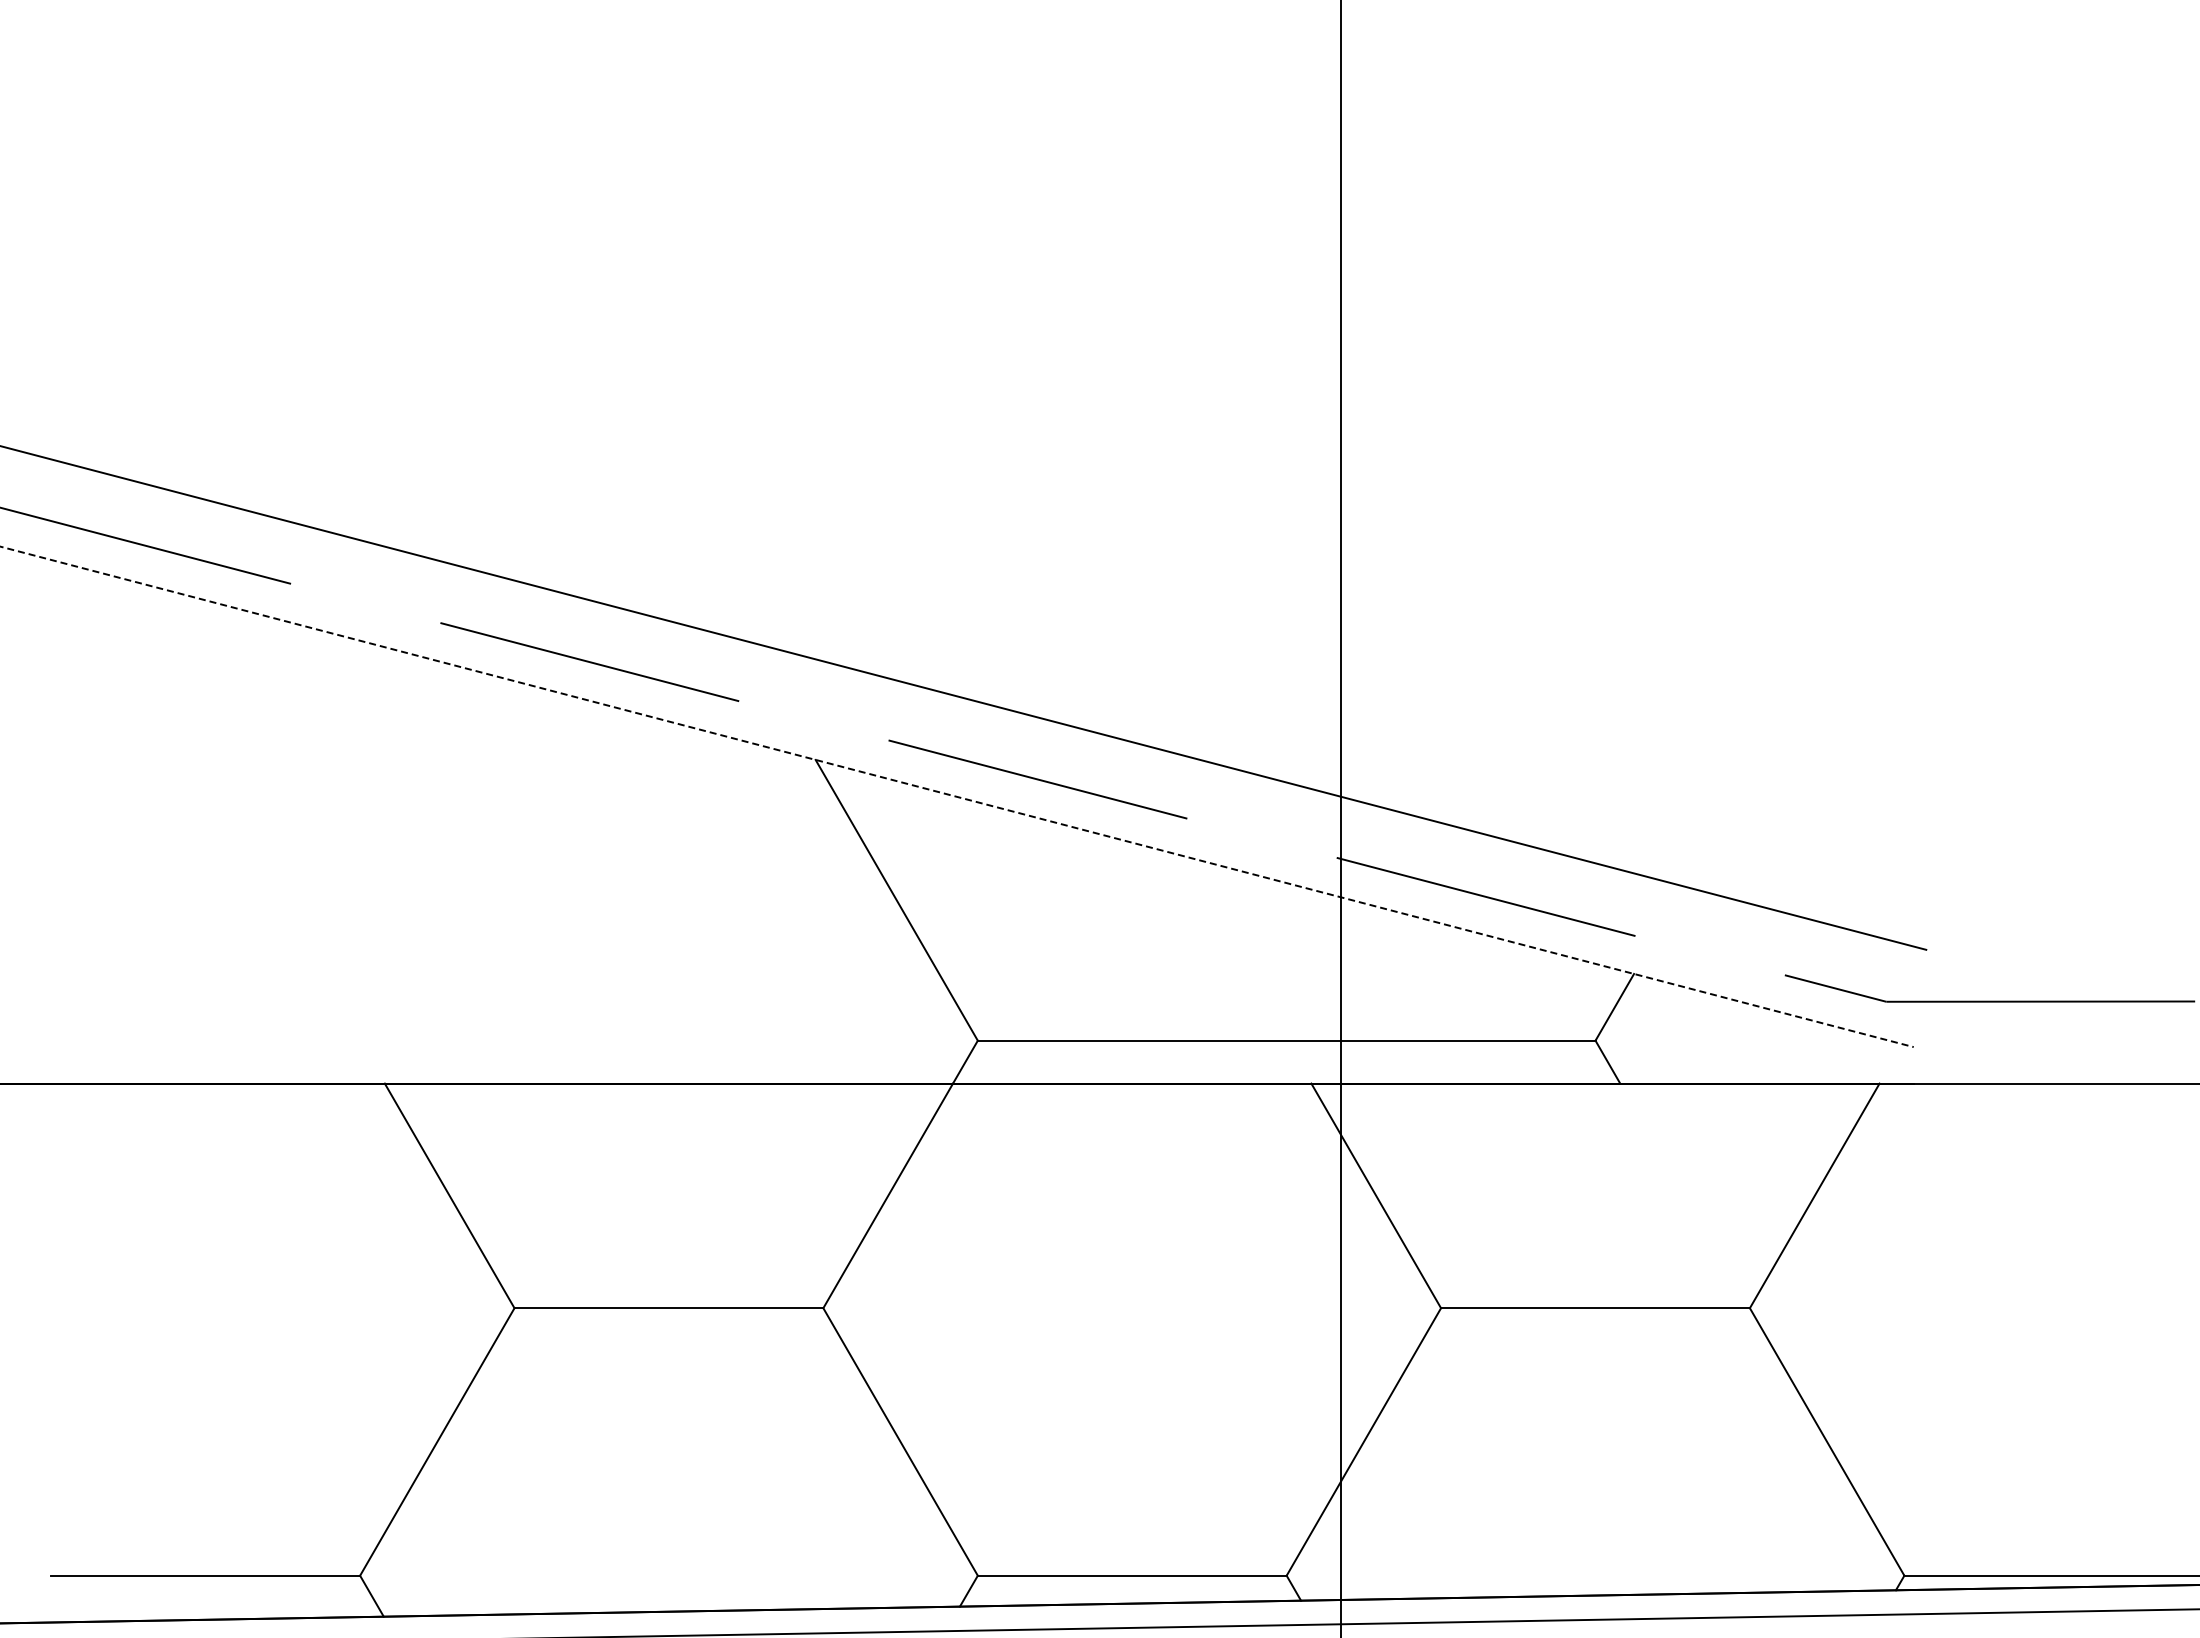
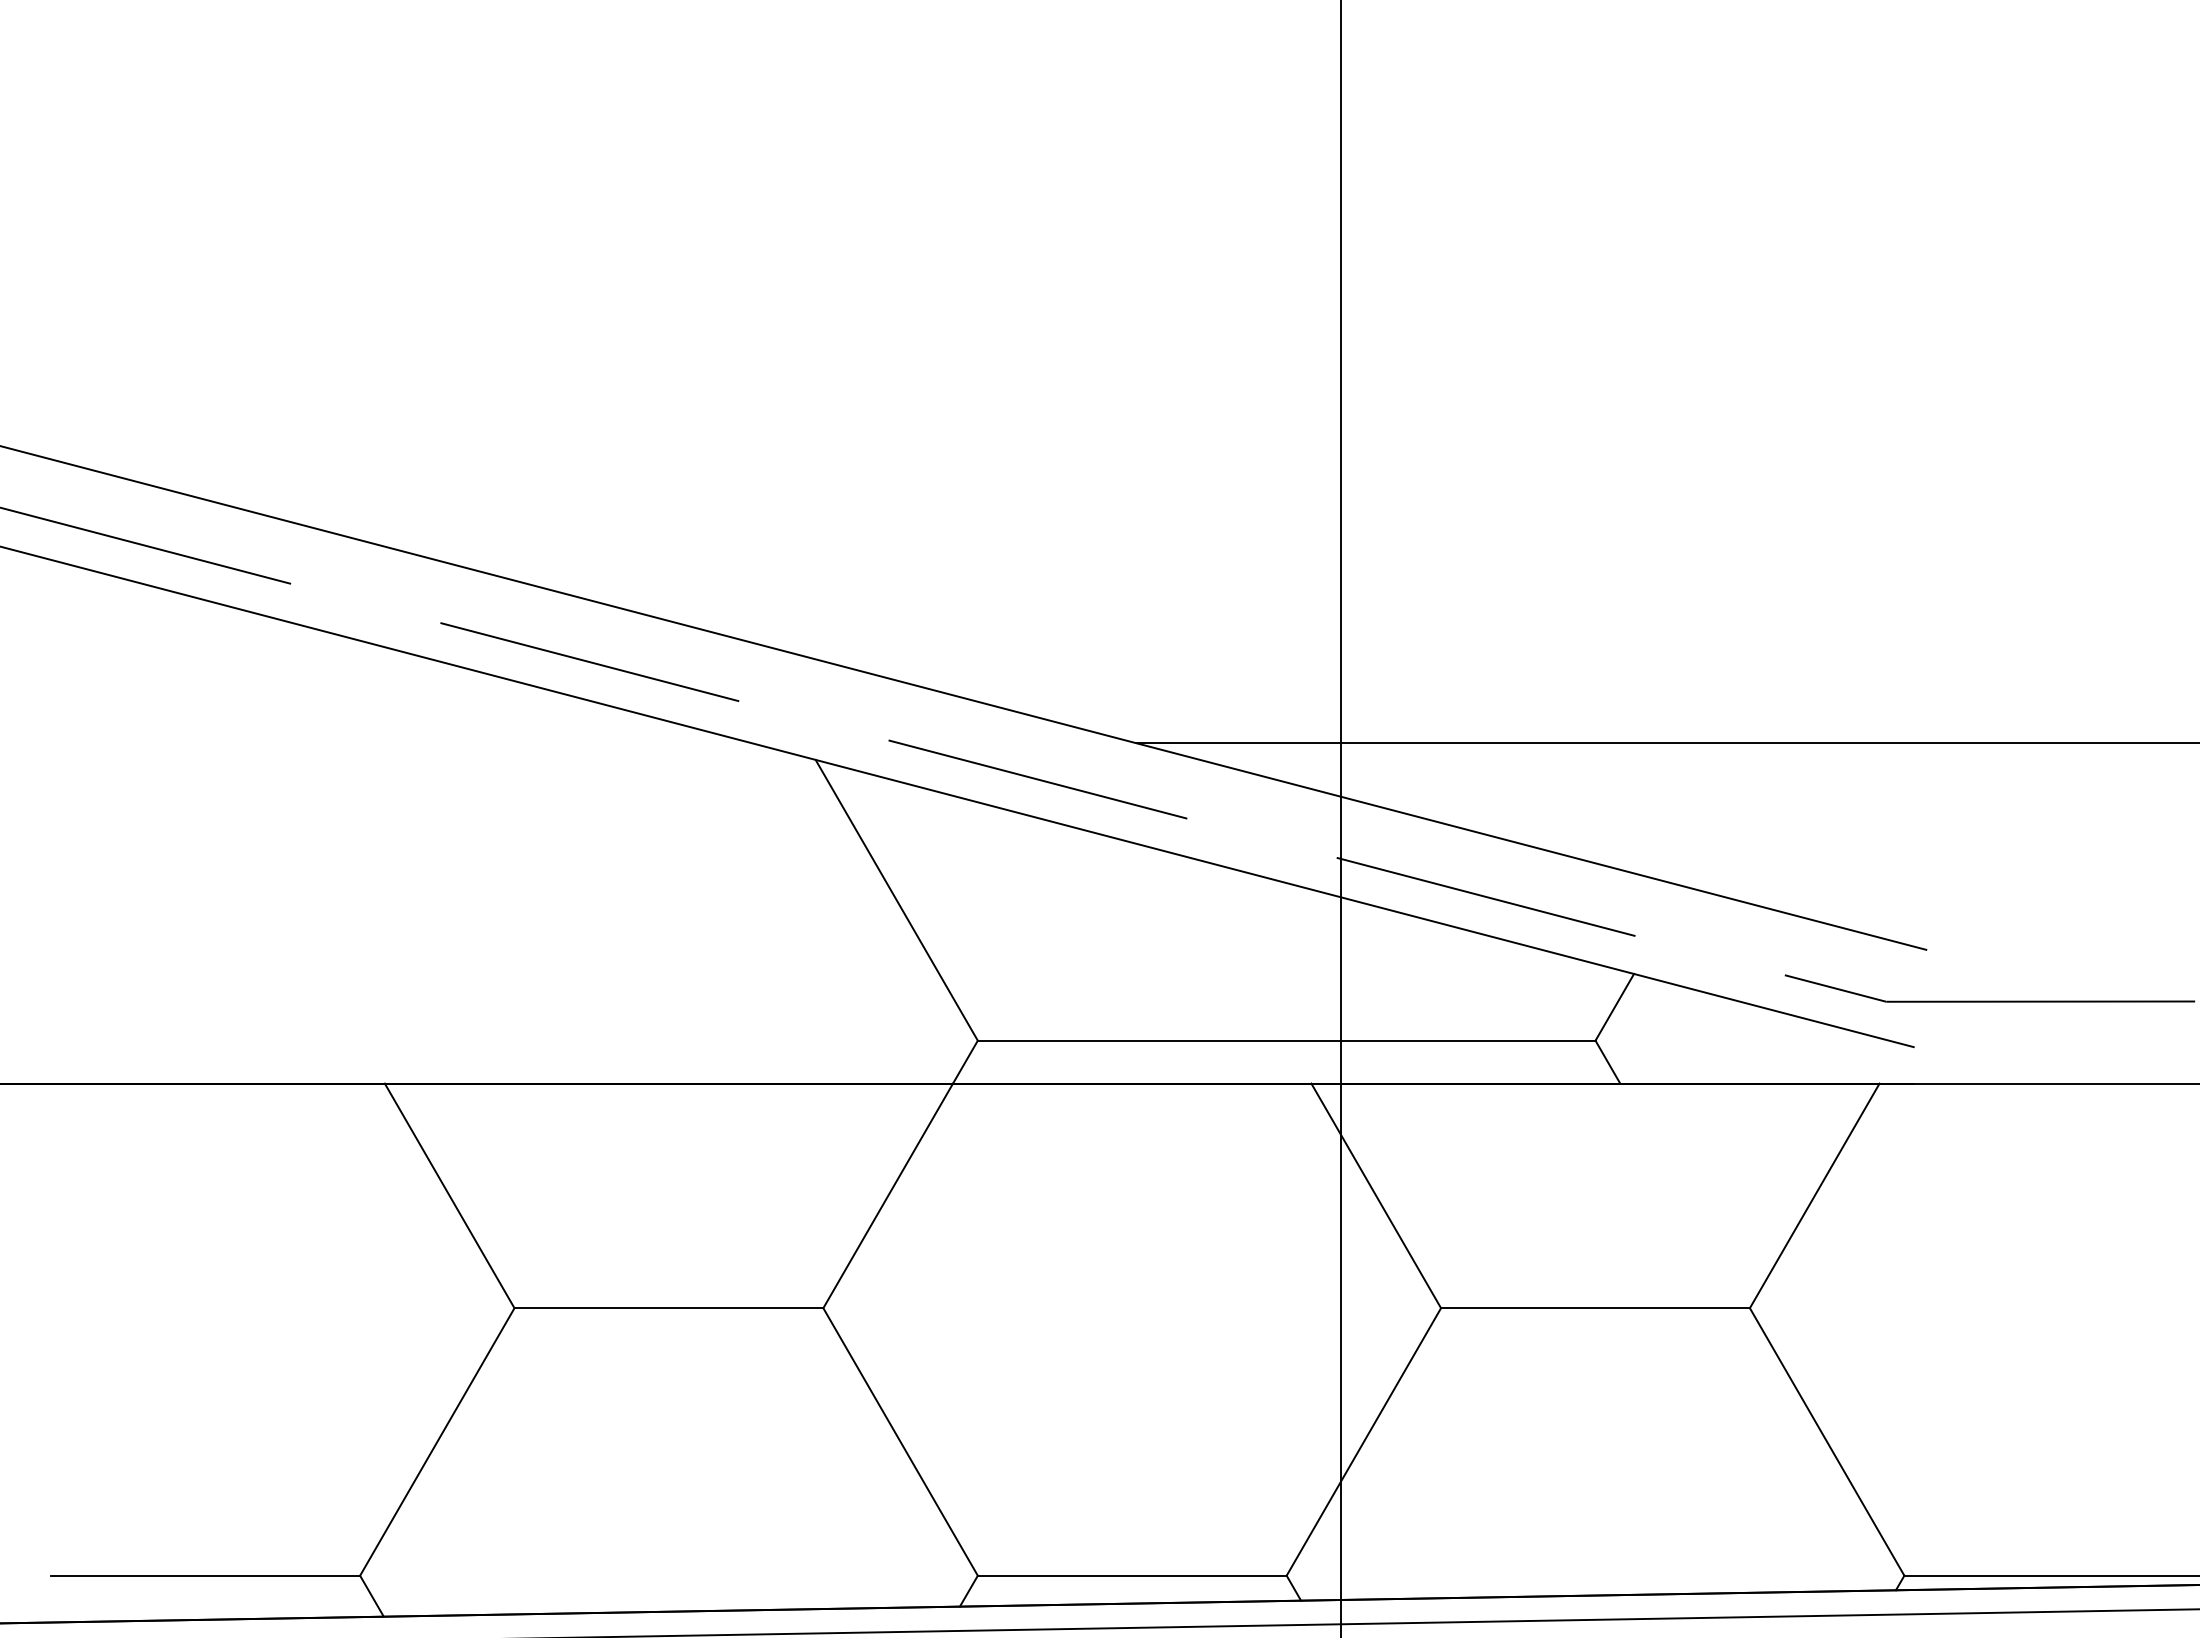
line: none -> present (1666, 743)
line: dashed -> solid (958, 797)
